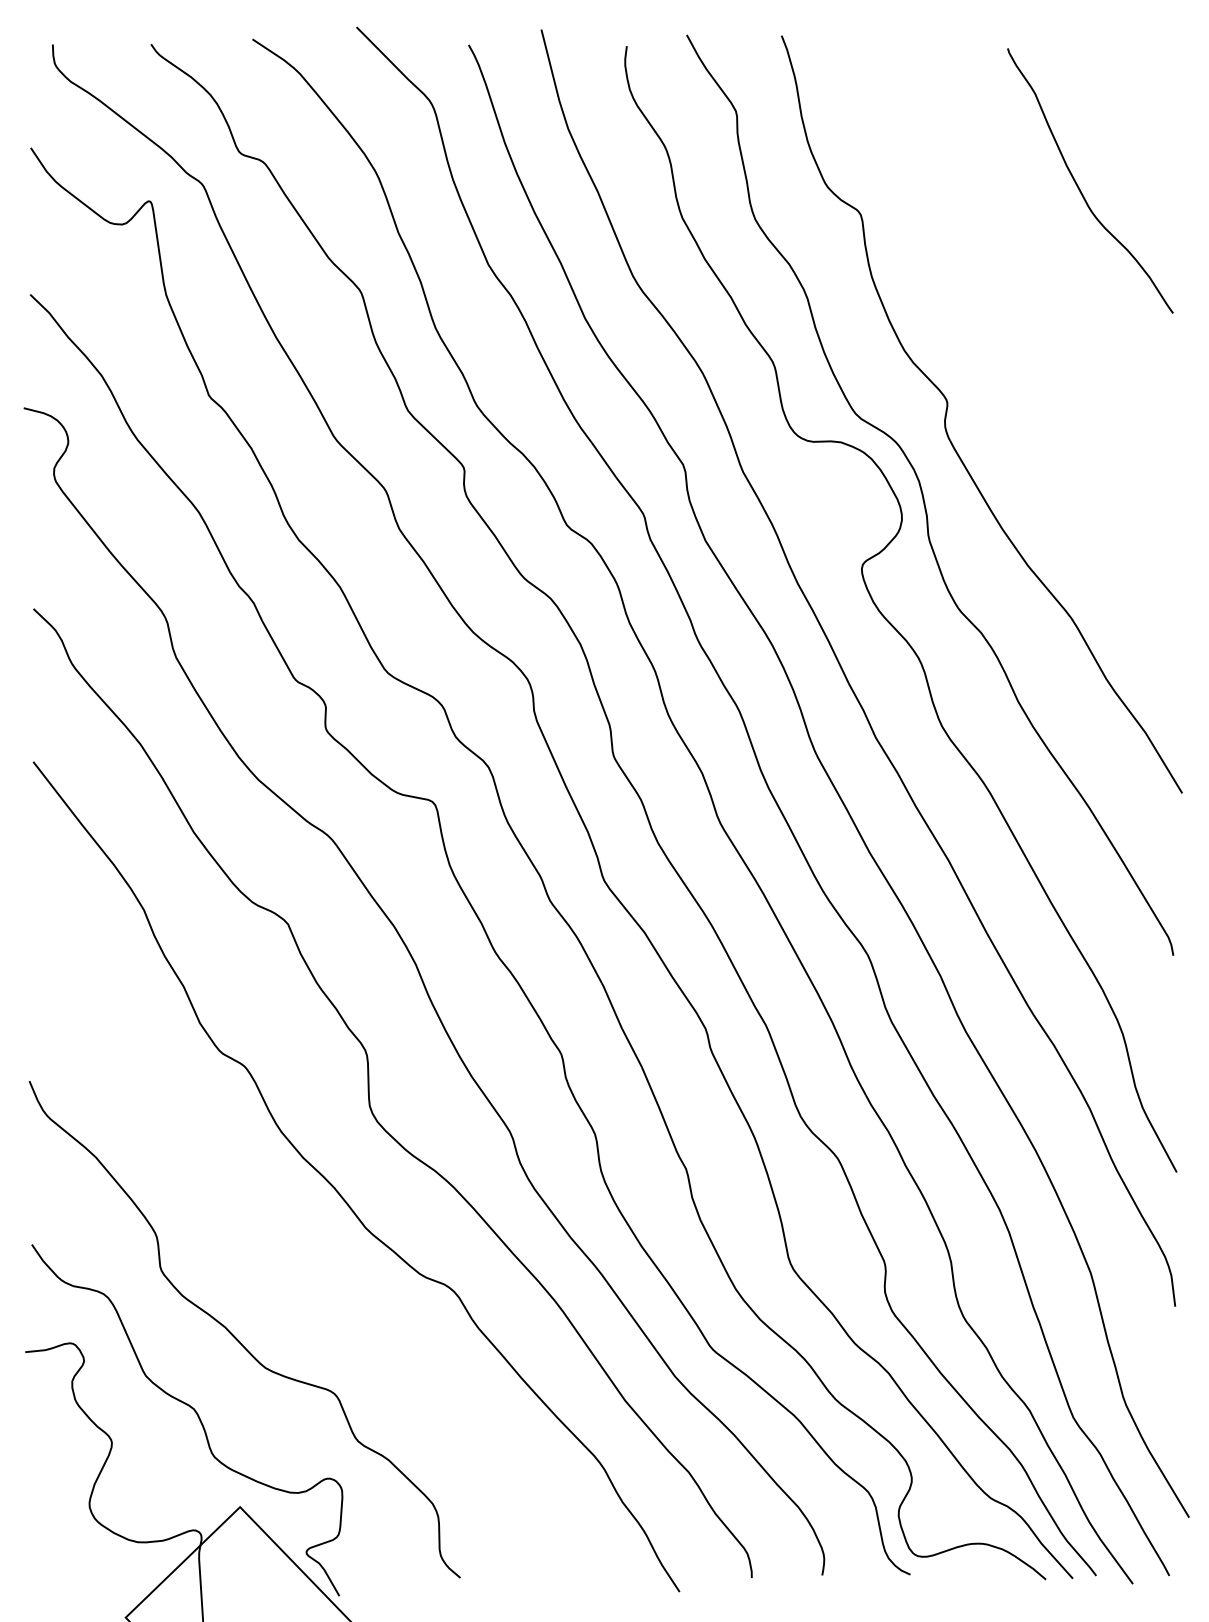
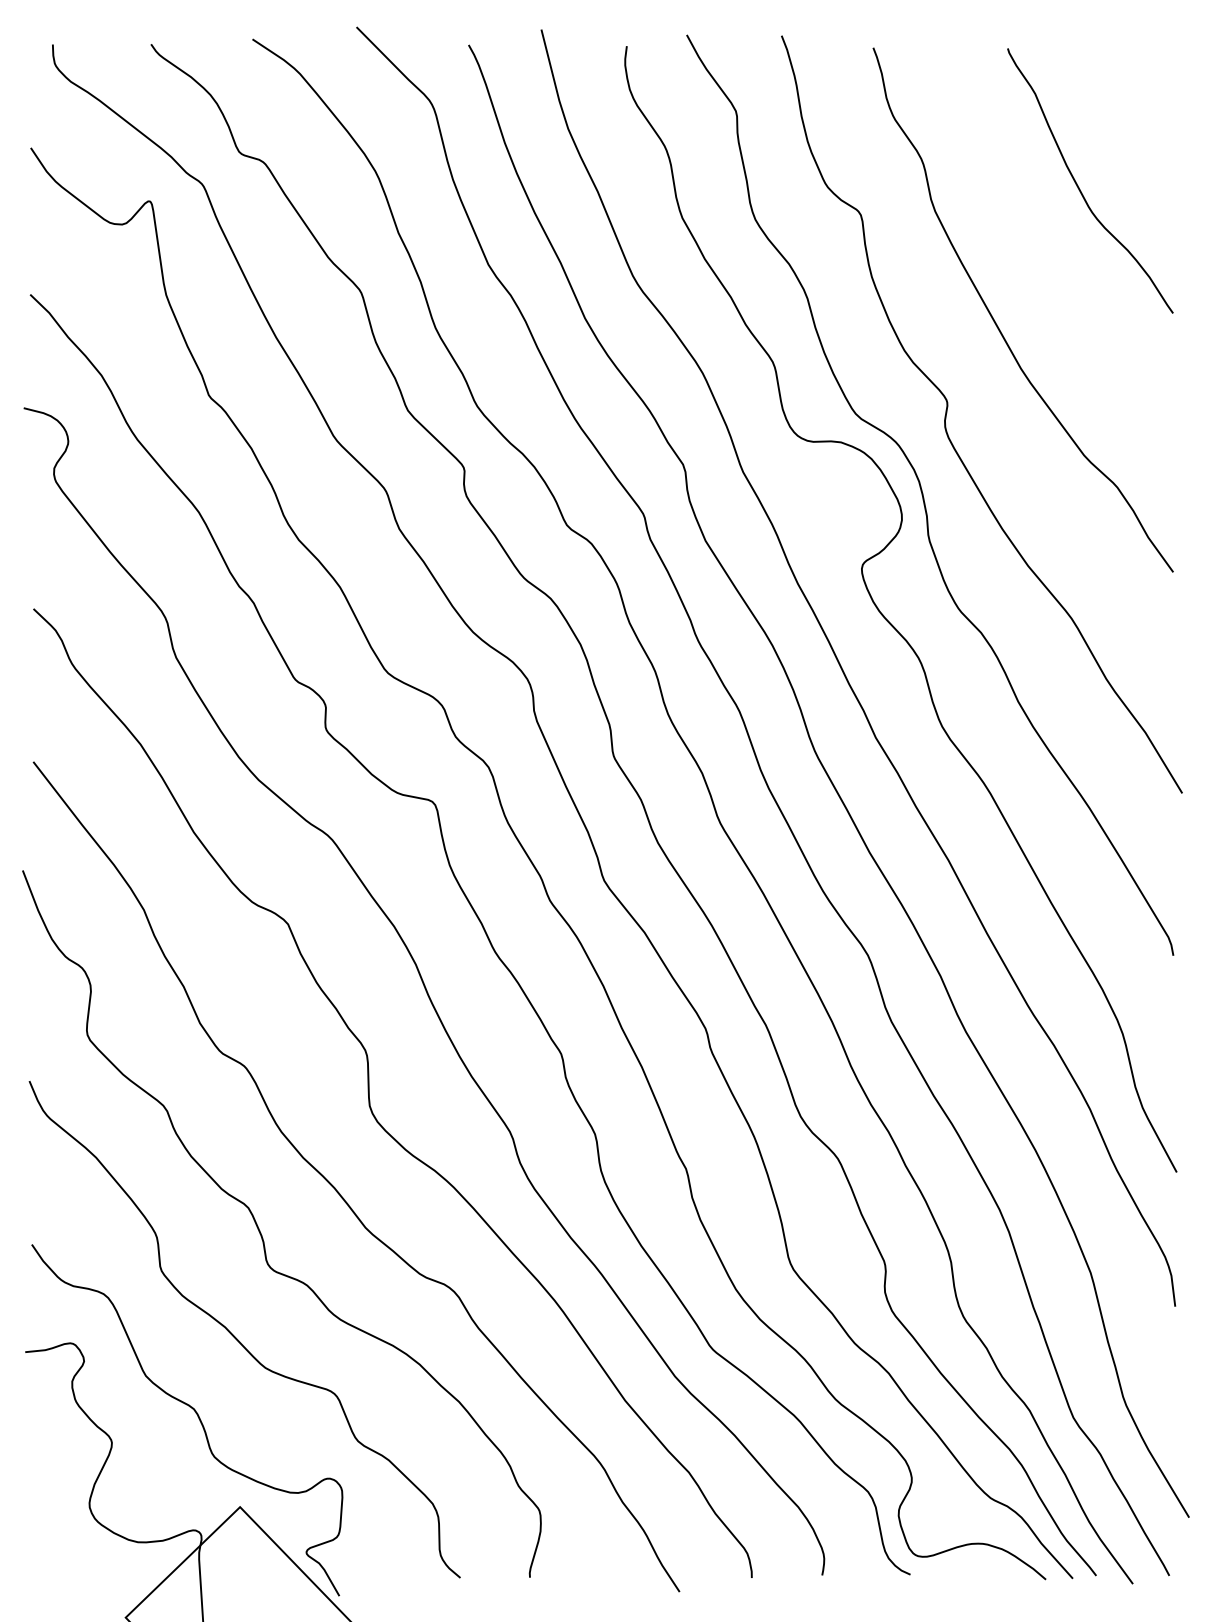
curve: none -> present (996, 322)
curve: none -> present (260, 1230)
